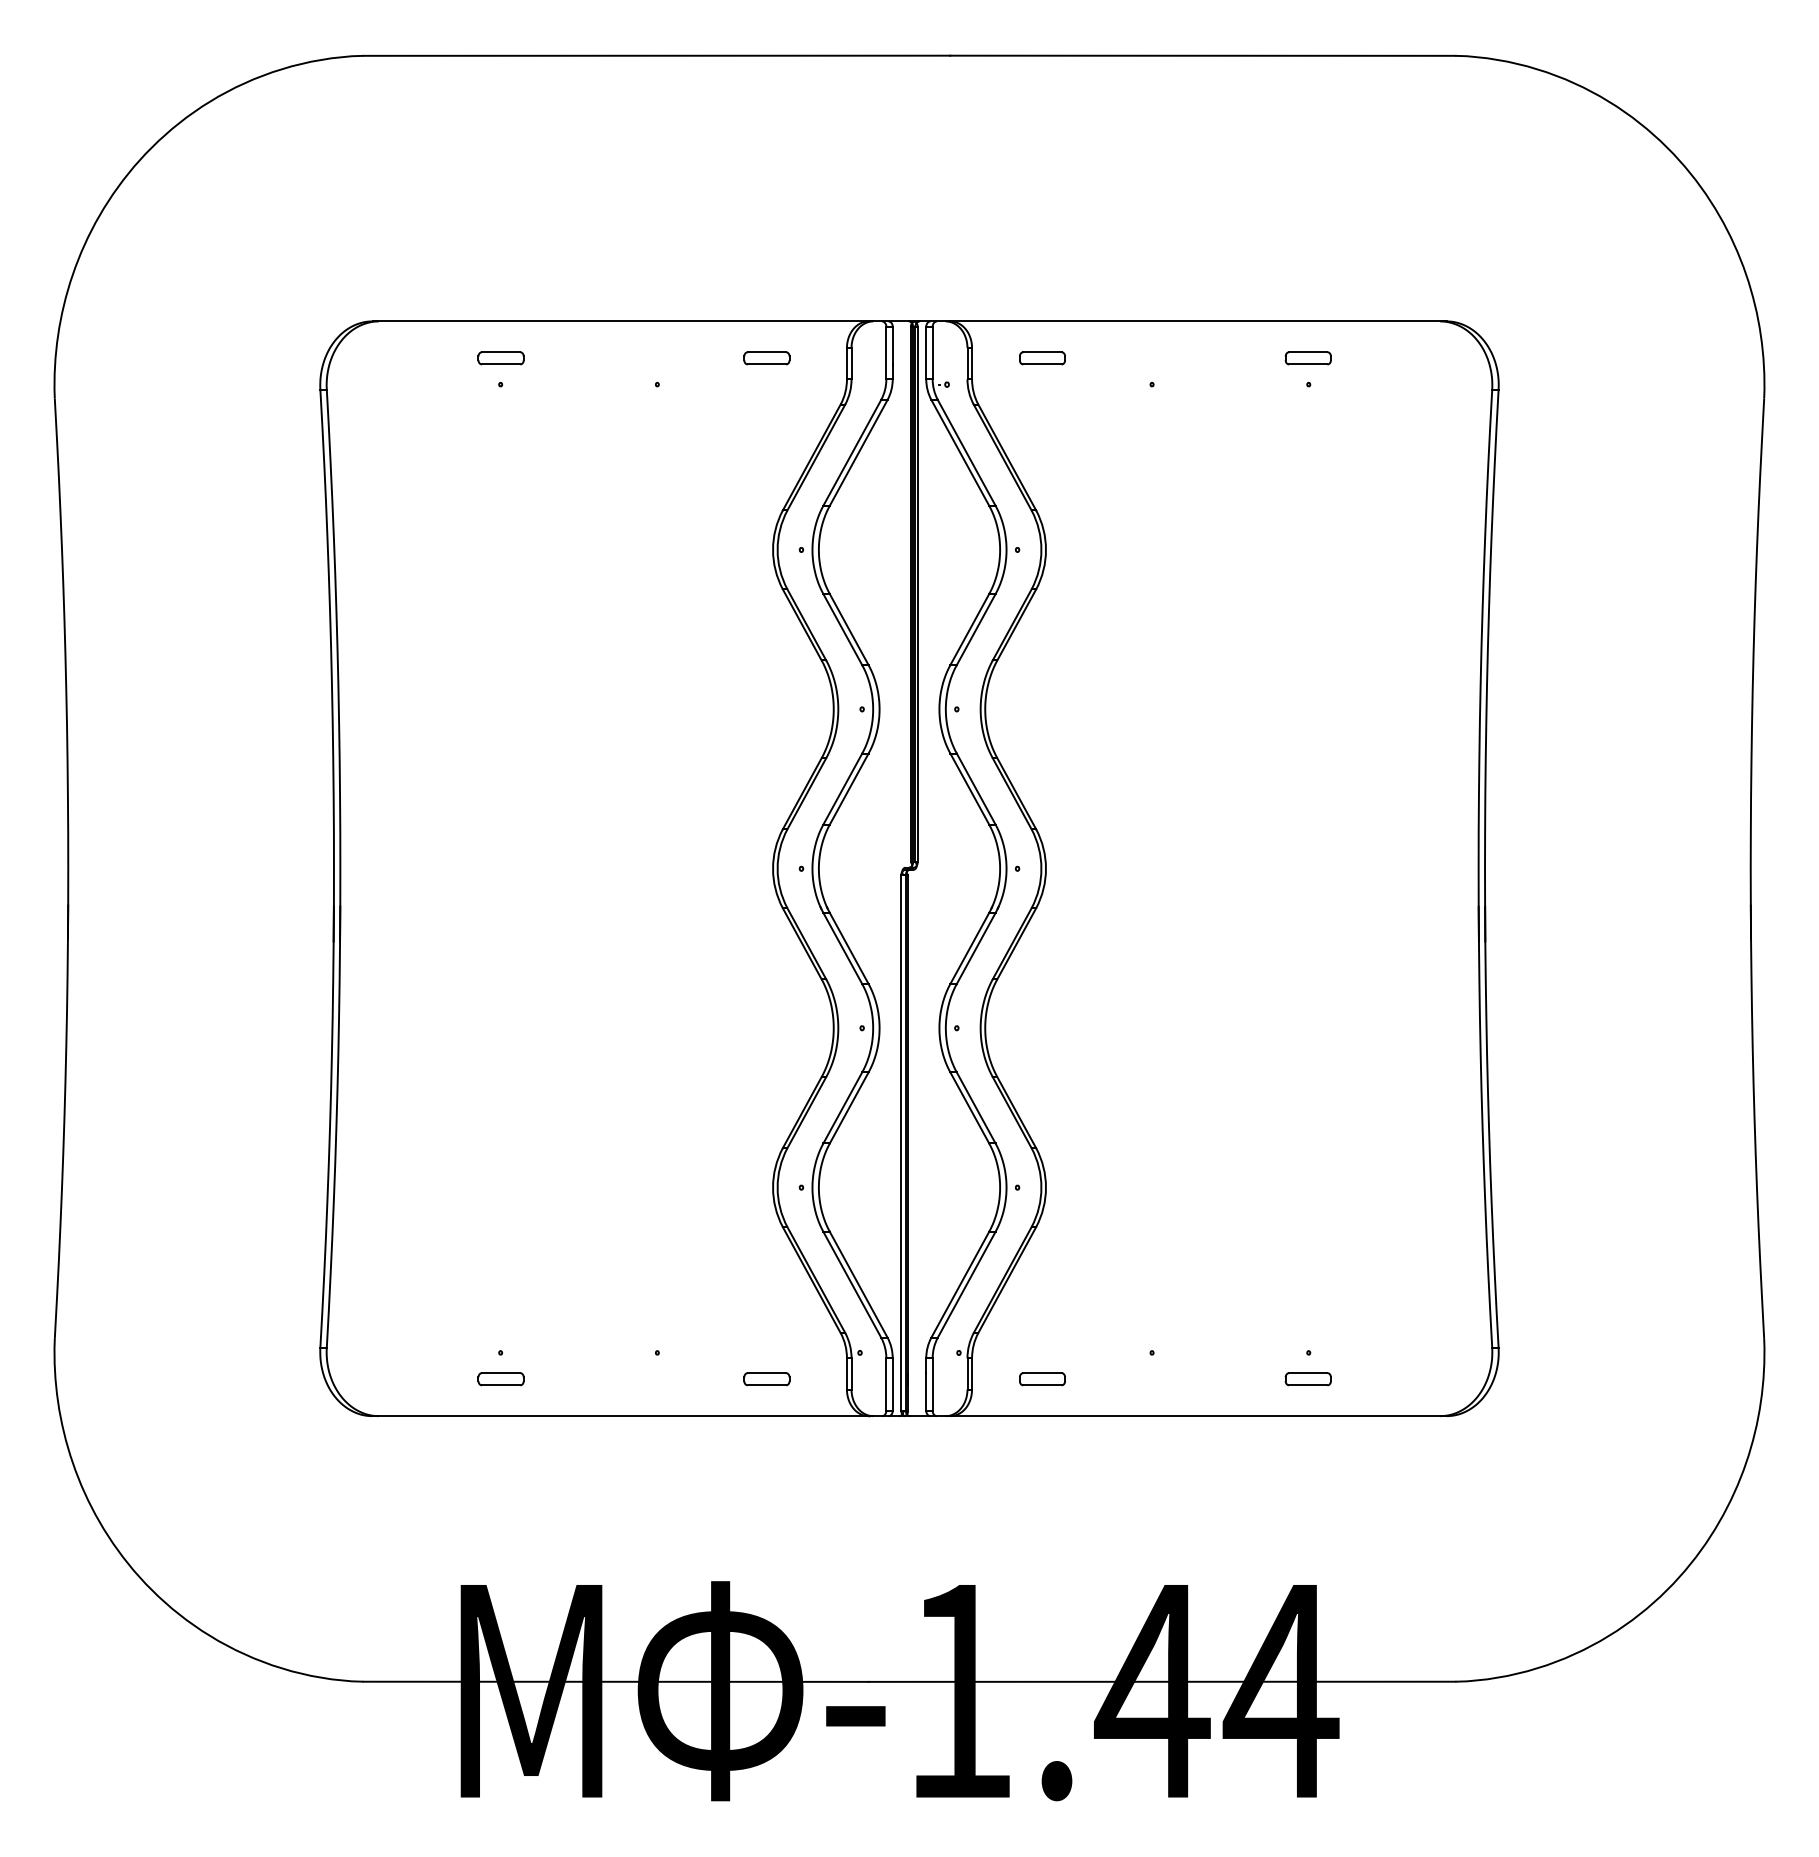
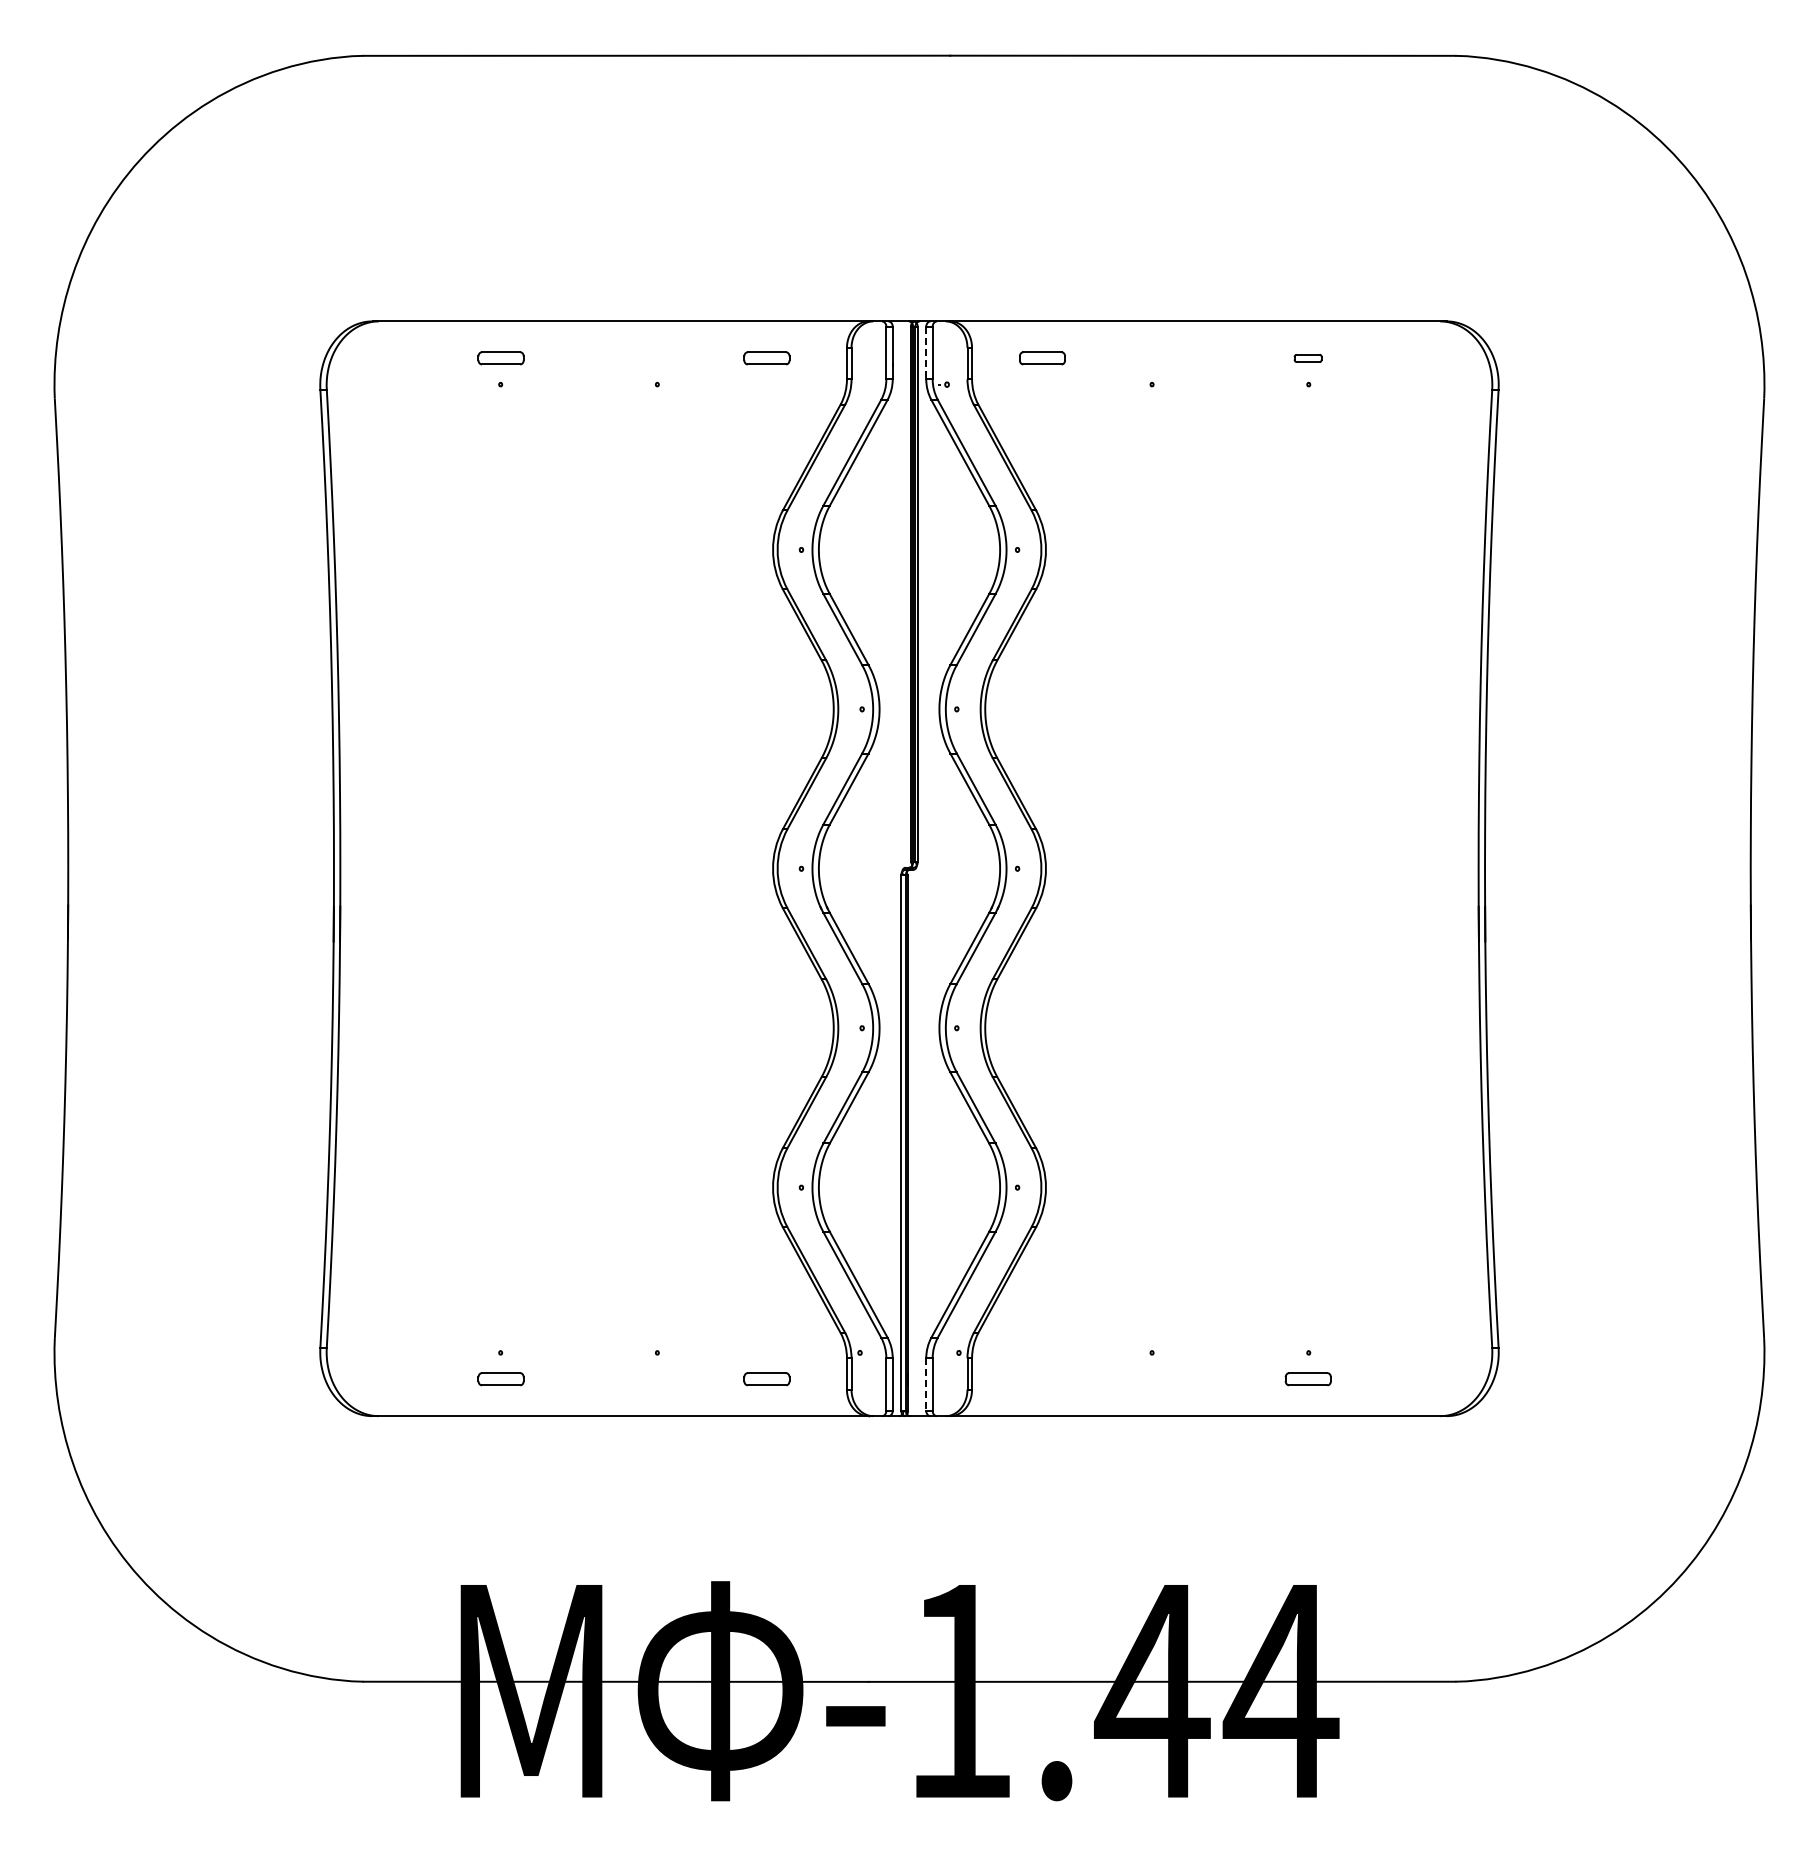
line: solid -> dashed (926, 353)
part size: 48x15 px -> 30x9 px (1307, 358)
part: present -> none (1042, 1379)
line: solid -> dashed (926, 1385)
